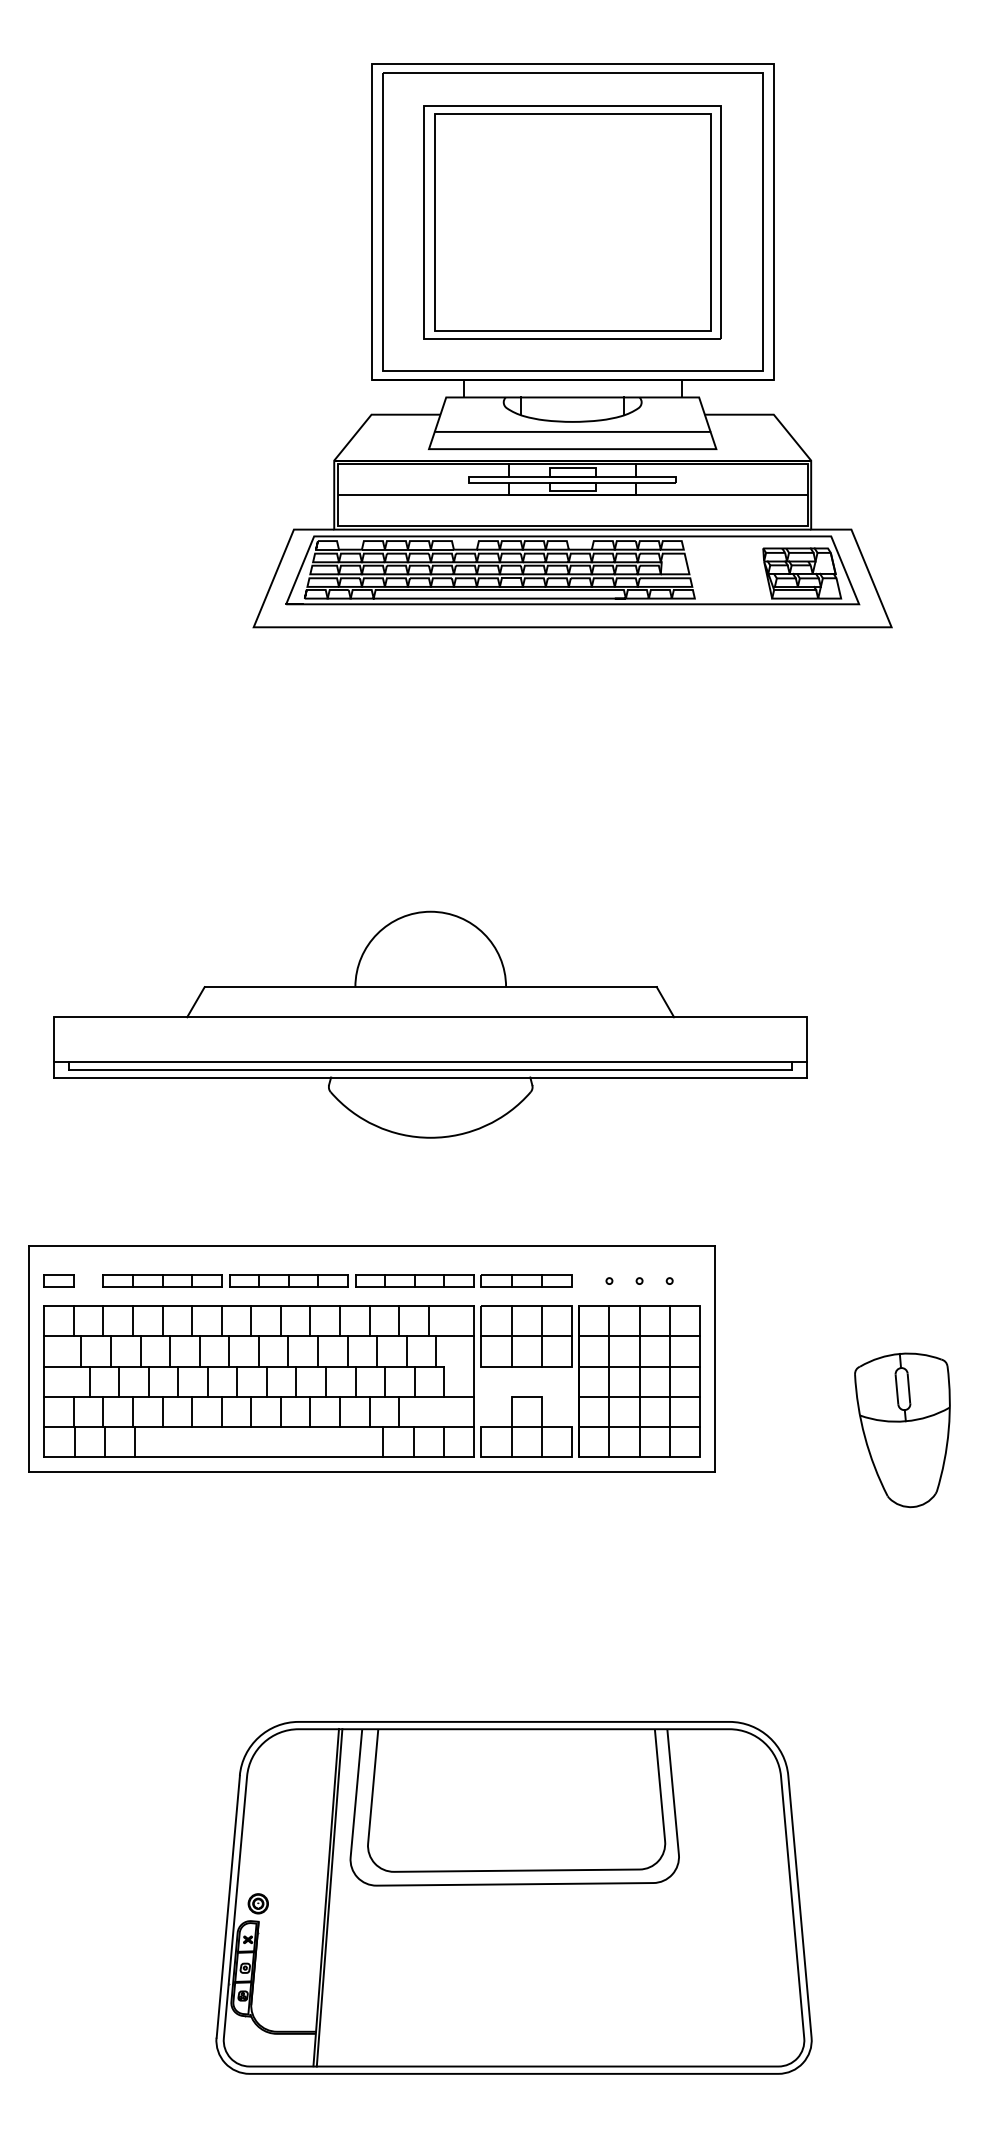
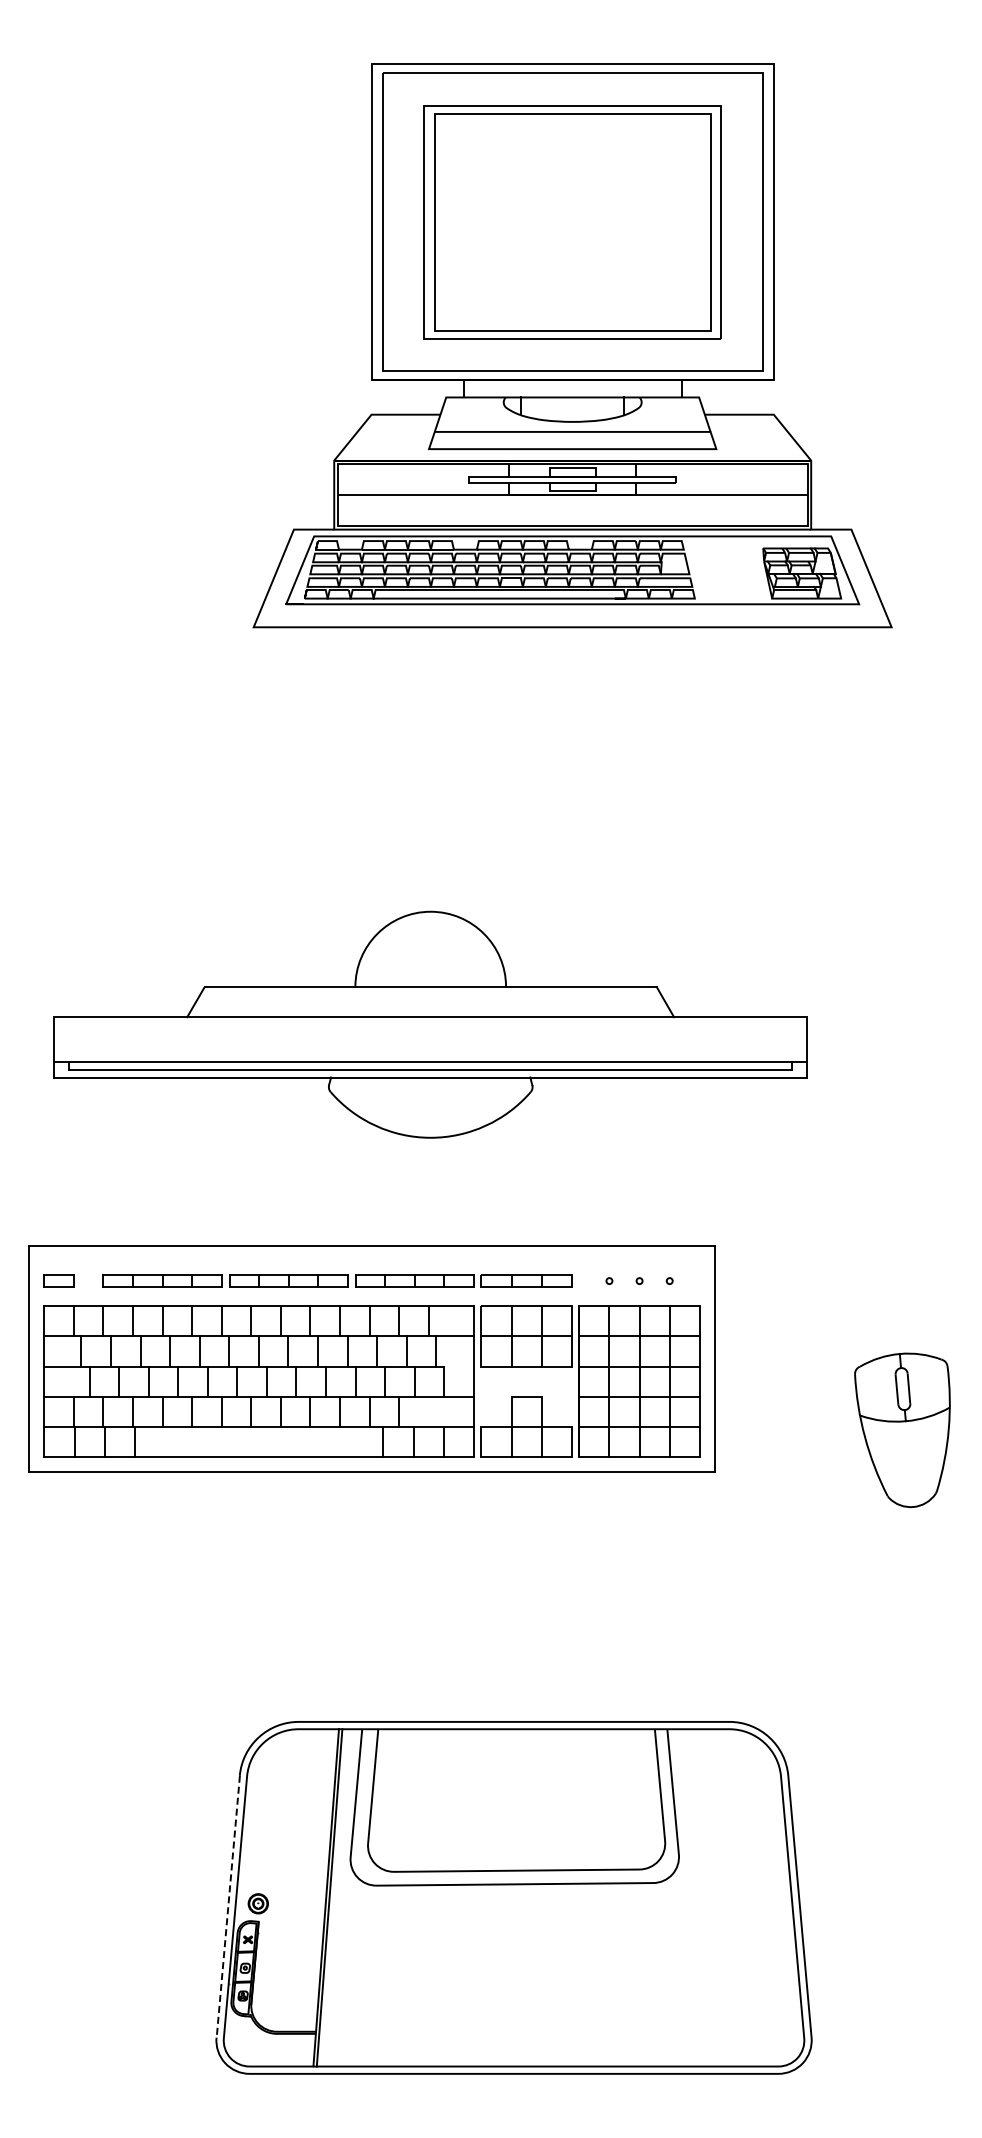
line: solid -> dashed (228, 1907)
